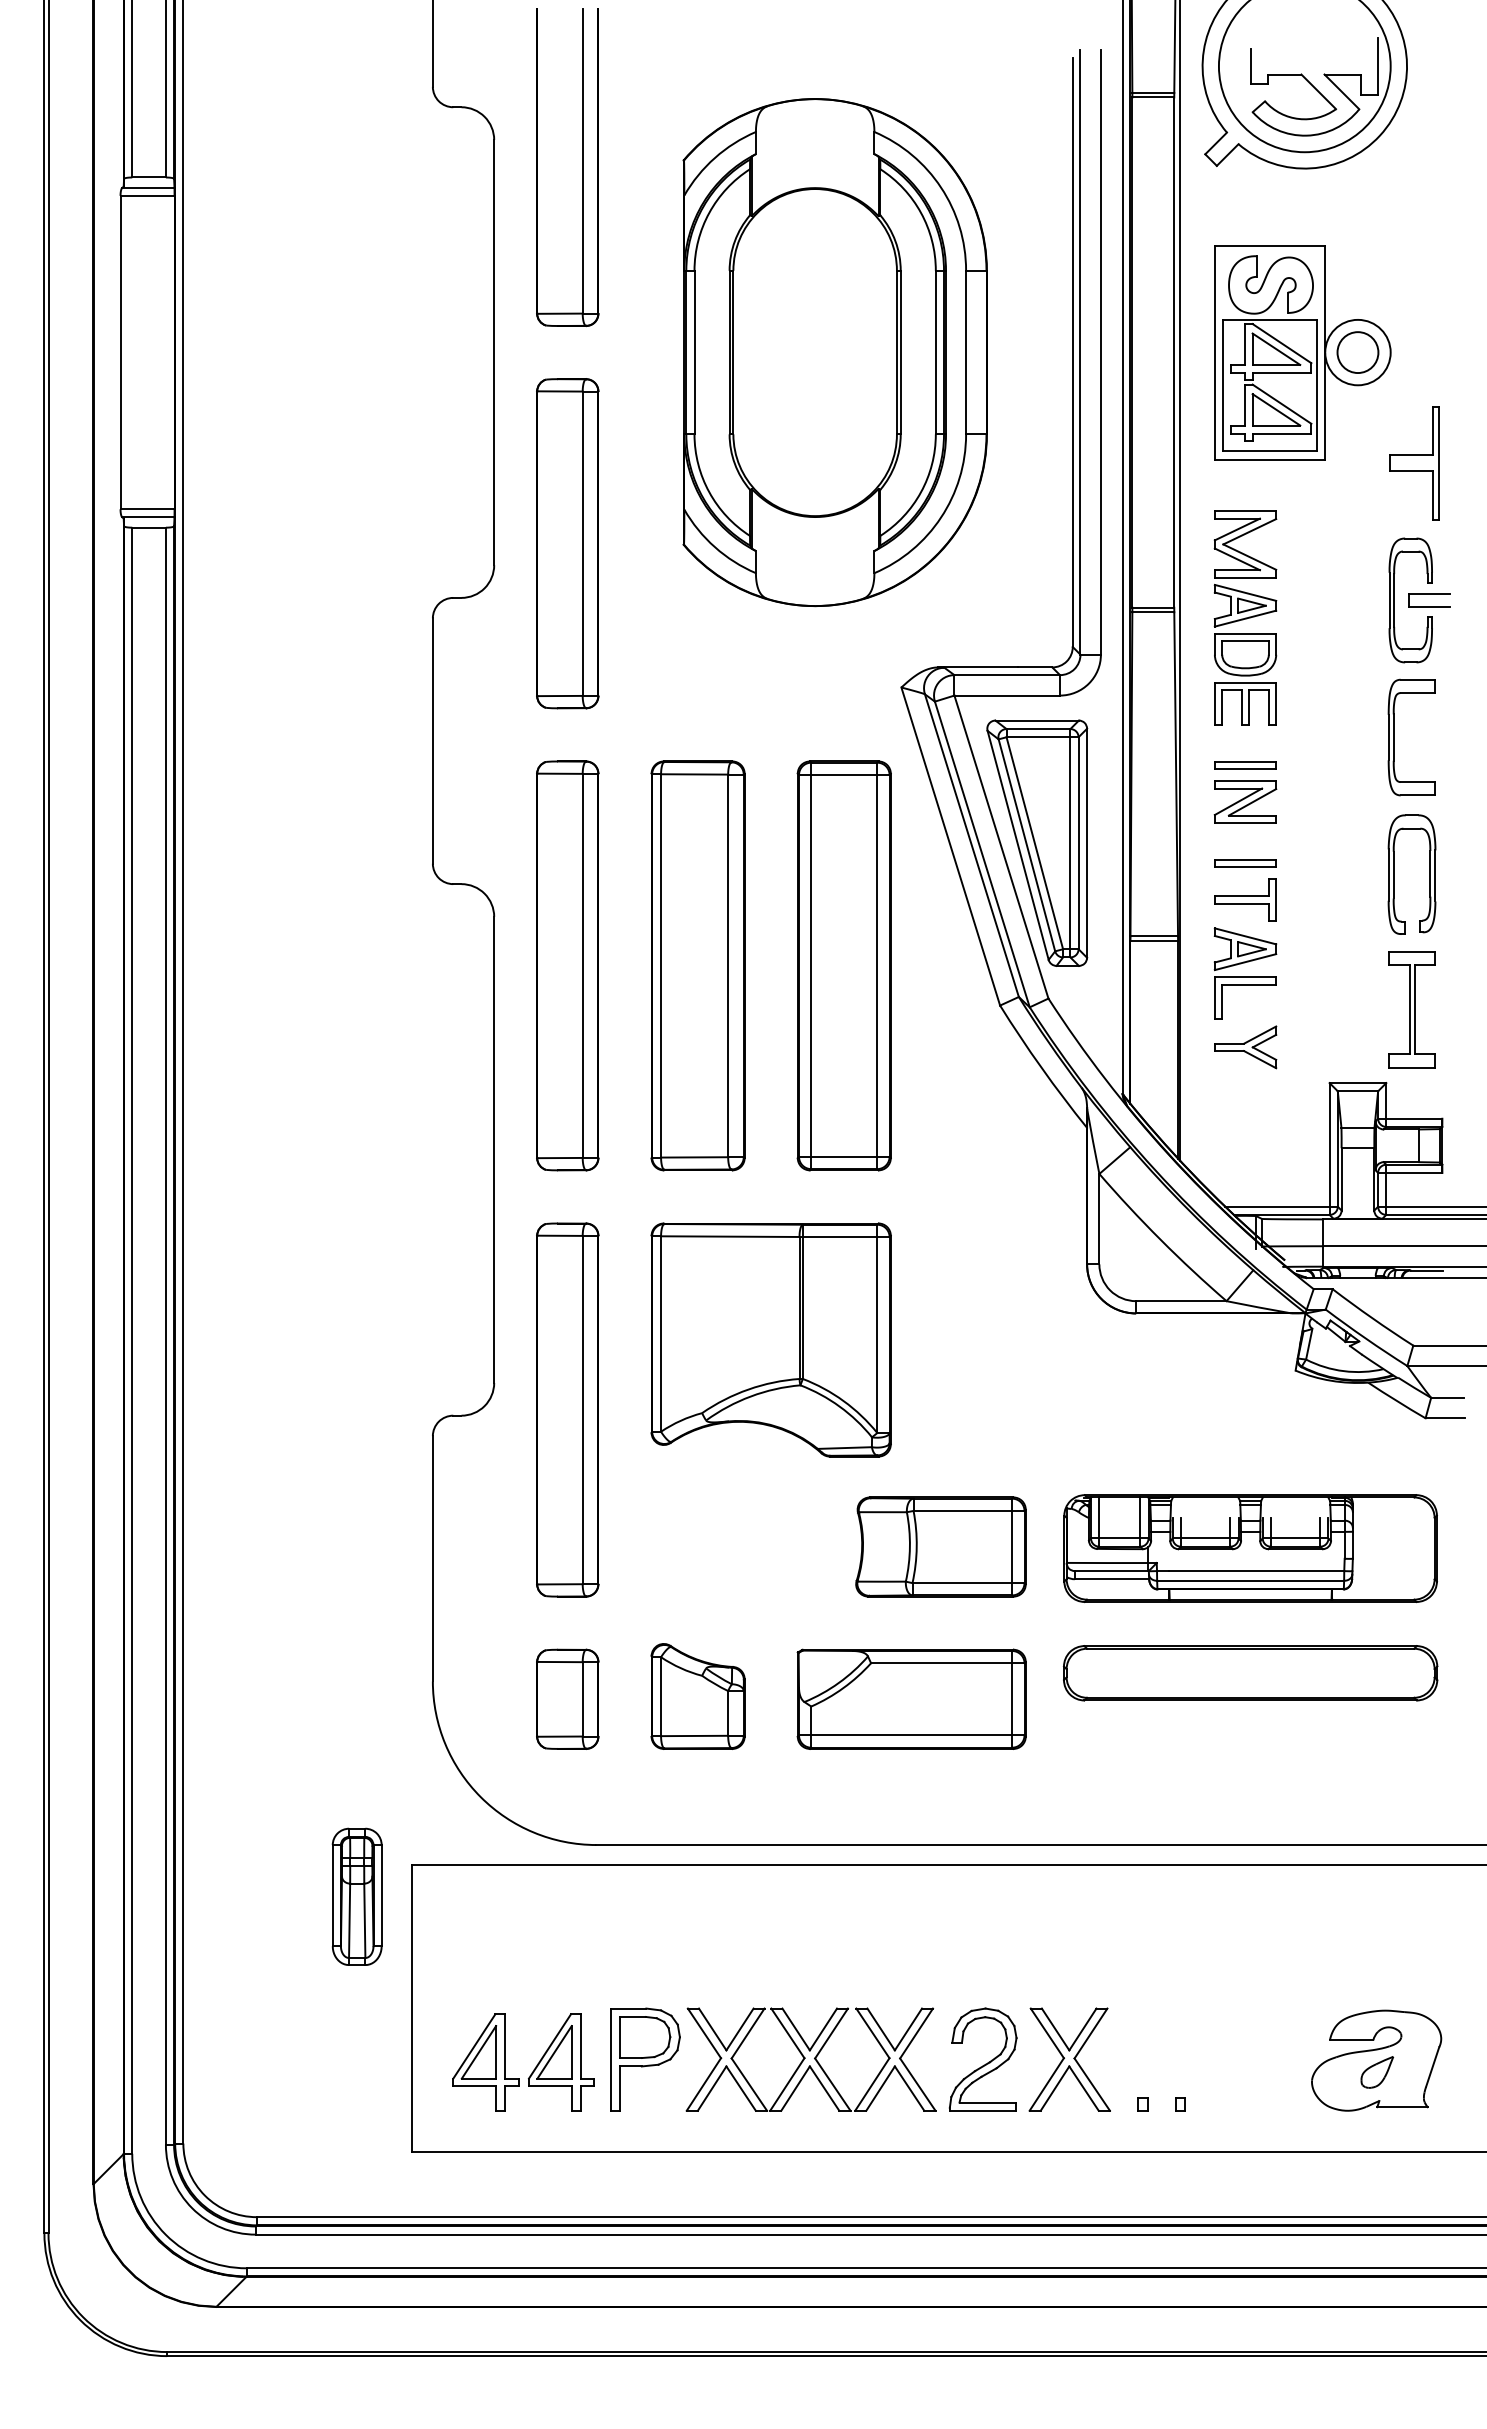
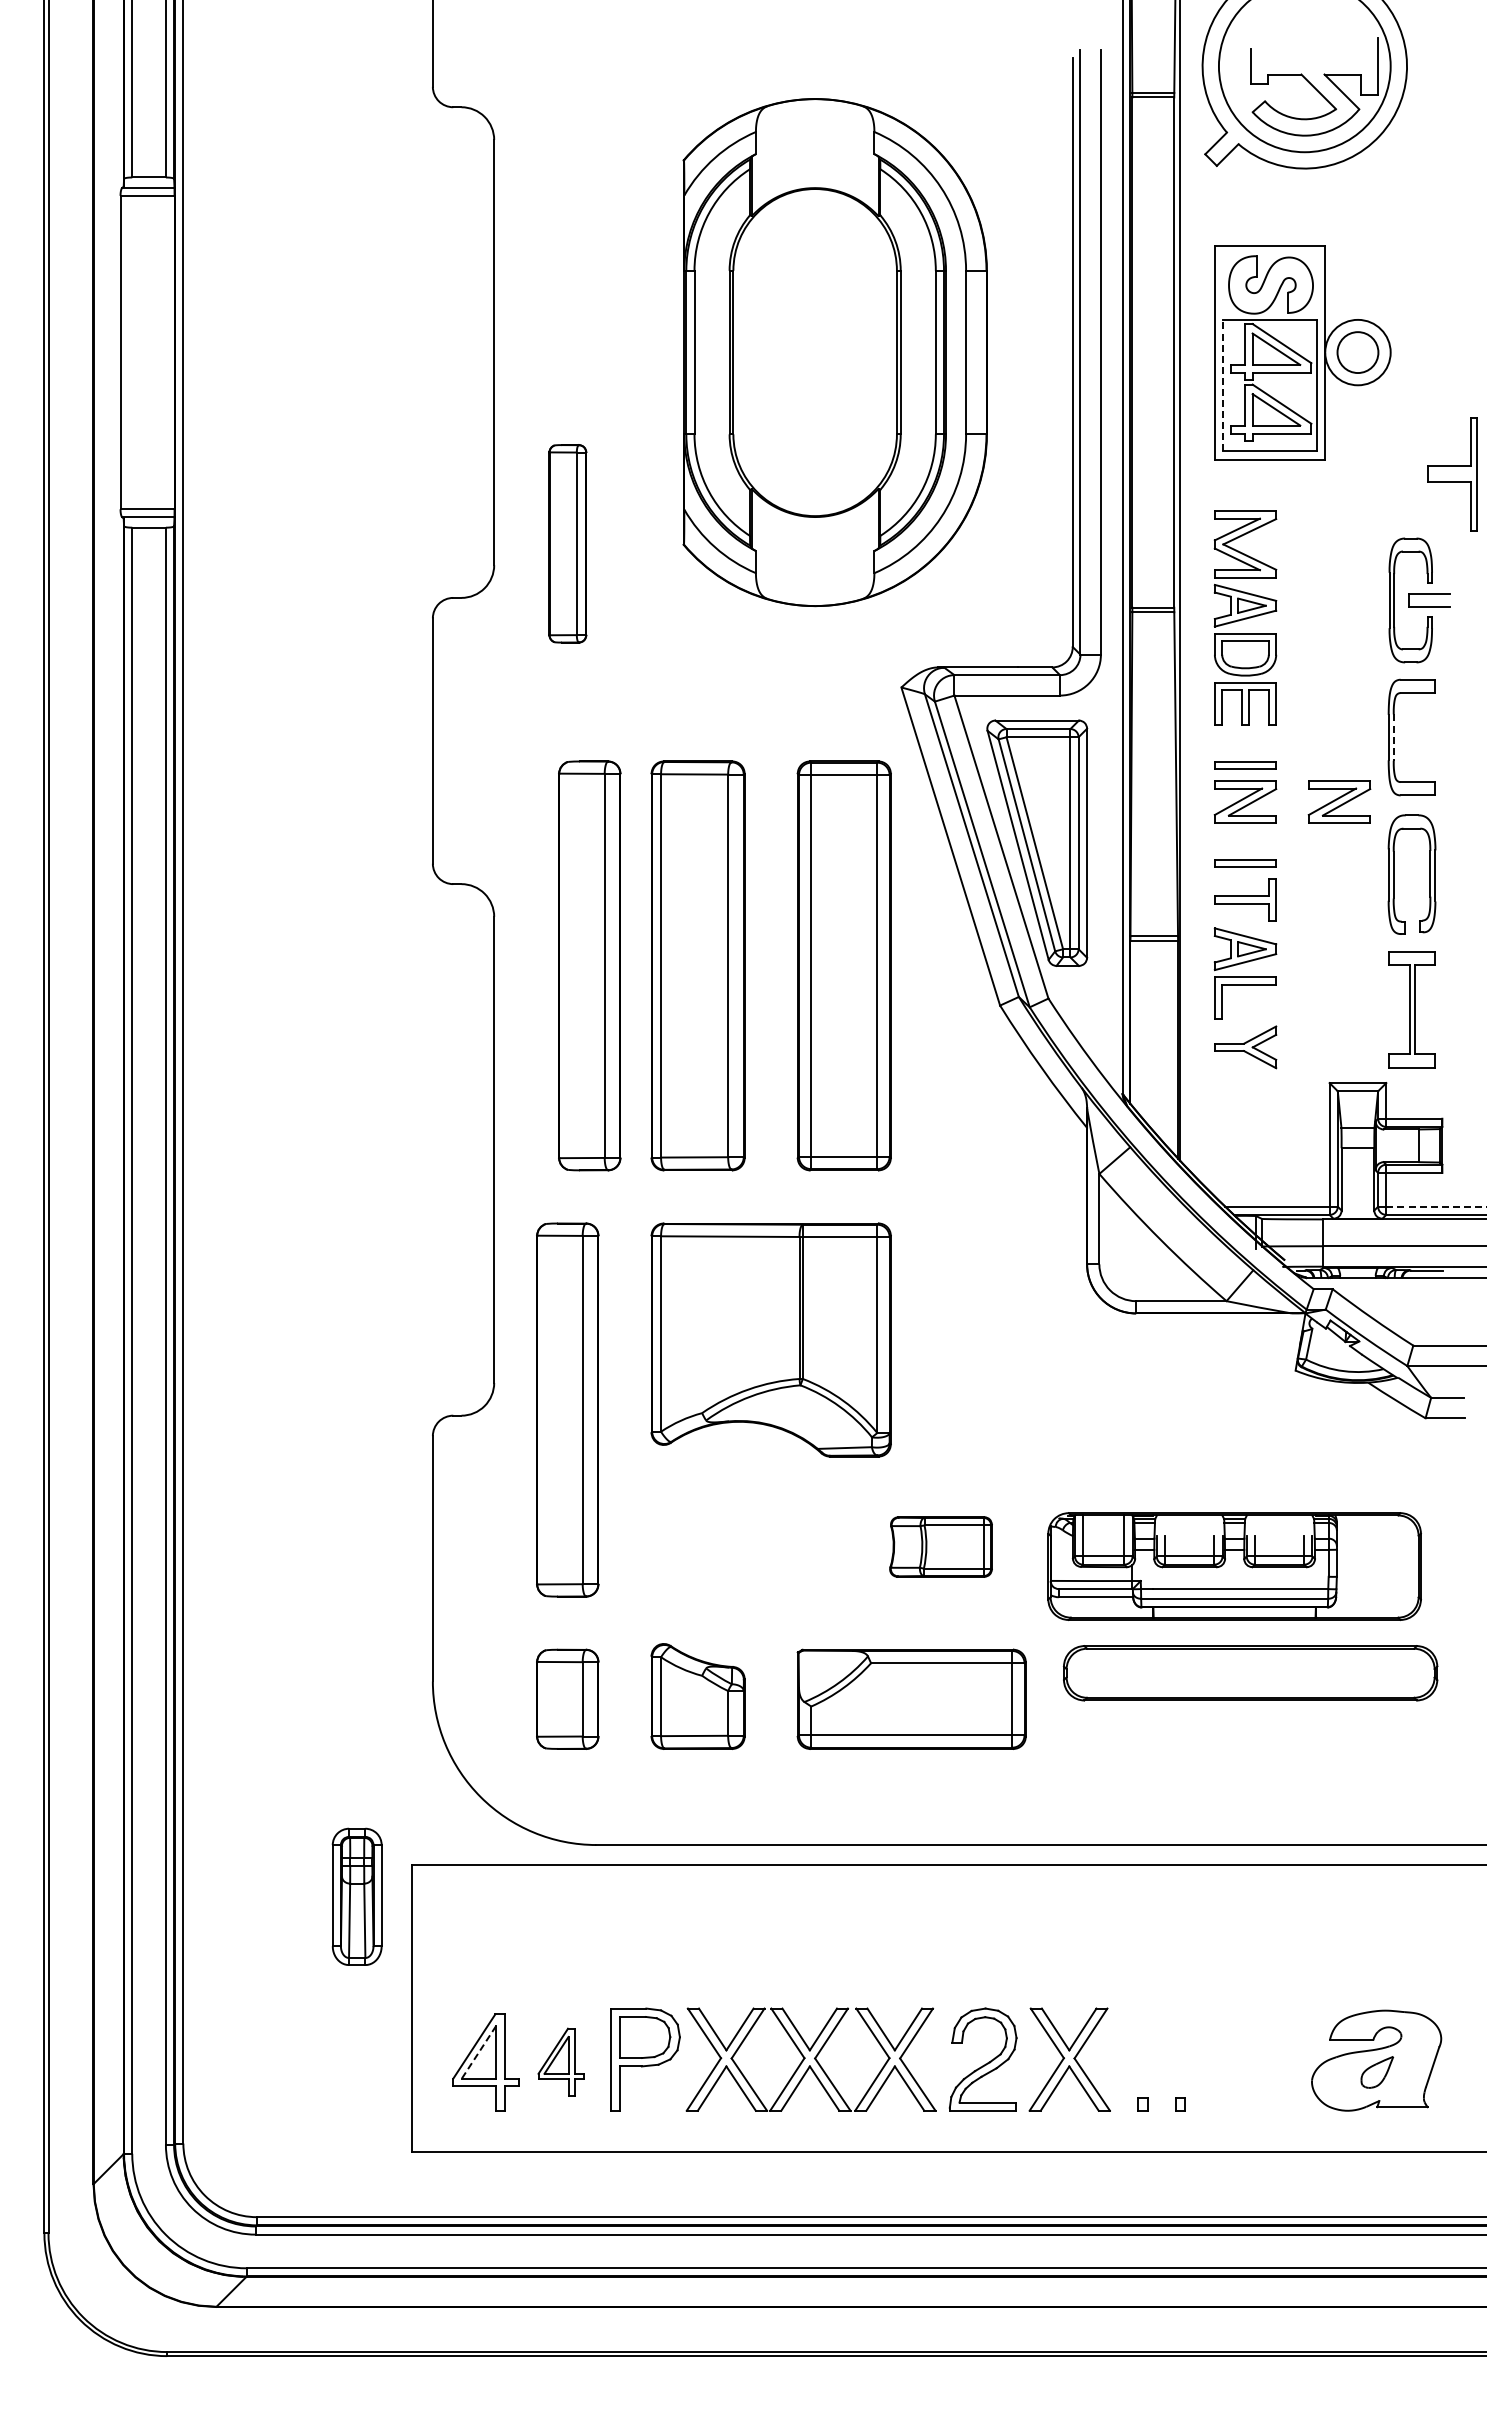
part: present -> none (582, 167)
line: solid -> dashed (1223, 385)
part position: (1414, 463) -> (1452, 474) (1452, 474)
part size: 64x332 px -> 40x200 px (567, 543)
line: solid -> dashed (1393, 738)
part: none -> present (1339, 801)
part position: (567, 965) -> (589, 965) (589, 965)
line: solid -> dashed (1437, 1206)
part size: 172x102 px -> 104x62 px (940, 1546)
part position: (1250, 1548) -> (1234, 1566) (1234, 1566)
line: solid -> dashed (478, 2052)
part size: 68x99 px -> 48x70 px (560, 2061)
